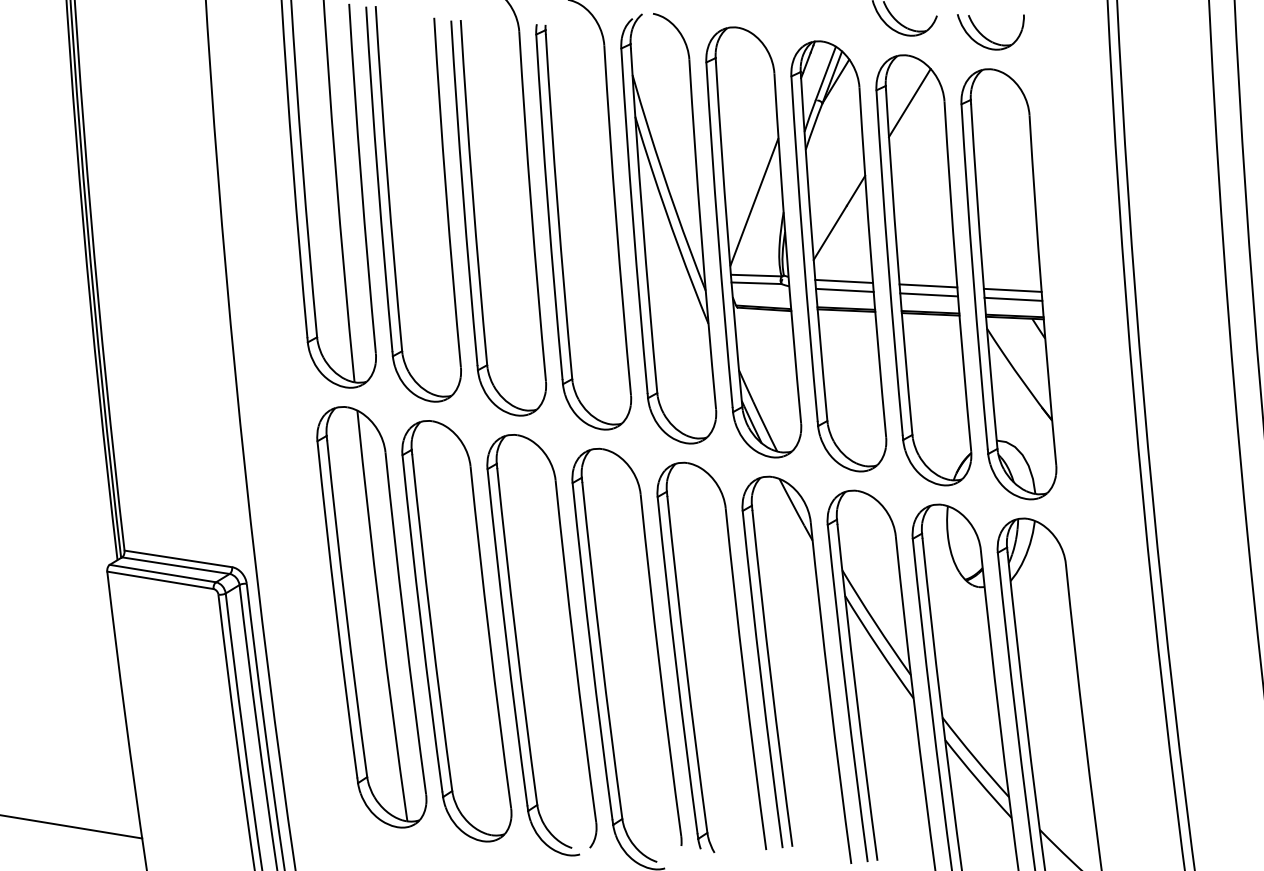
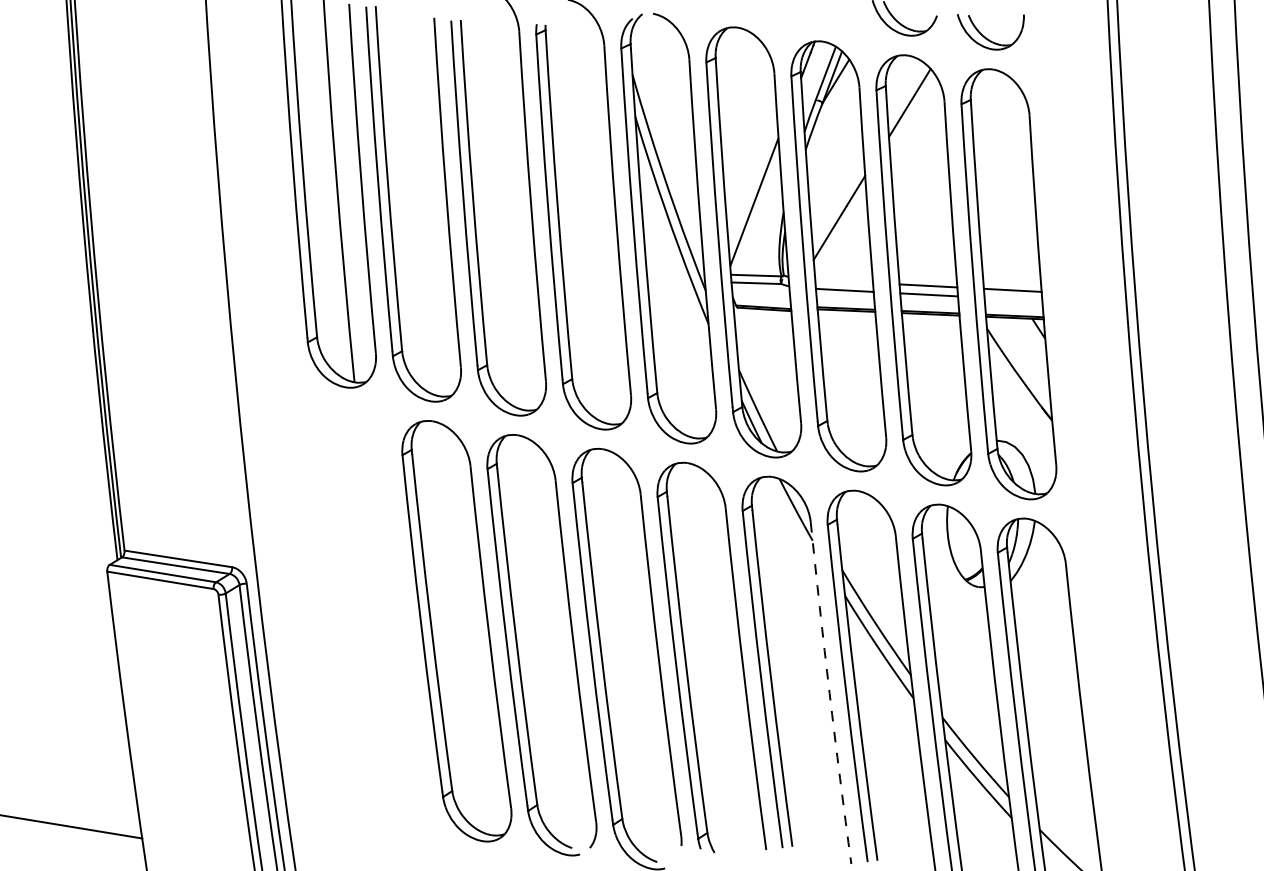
line: present -> none (844, 280)
line: present -> none (1013, 298)
part: present -> none (371, 617)
arc: solid -> dashed (829, 693)
